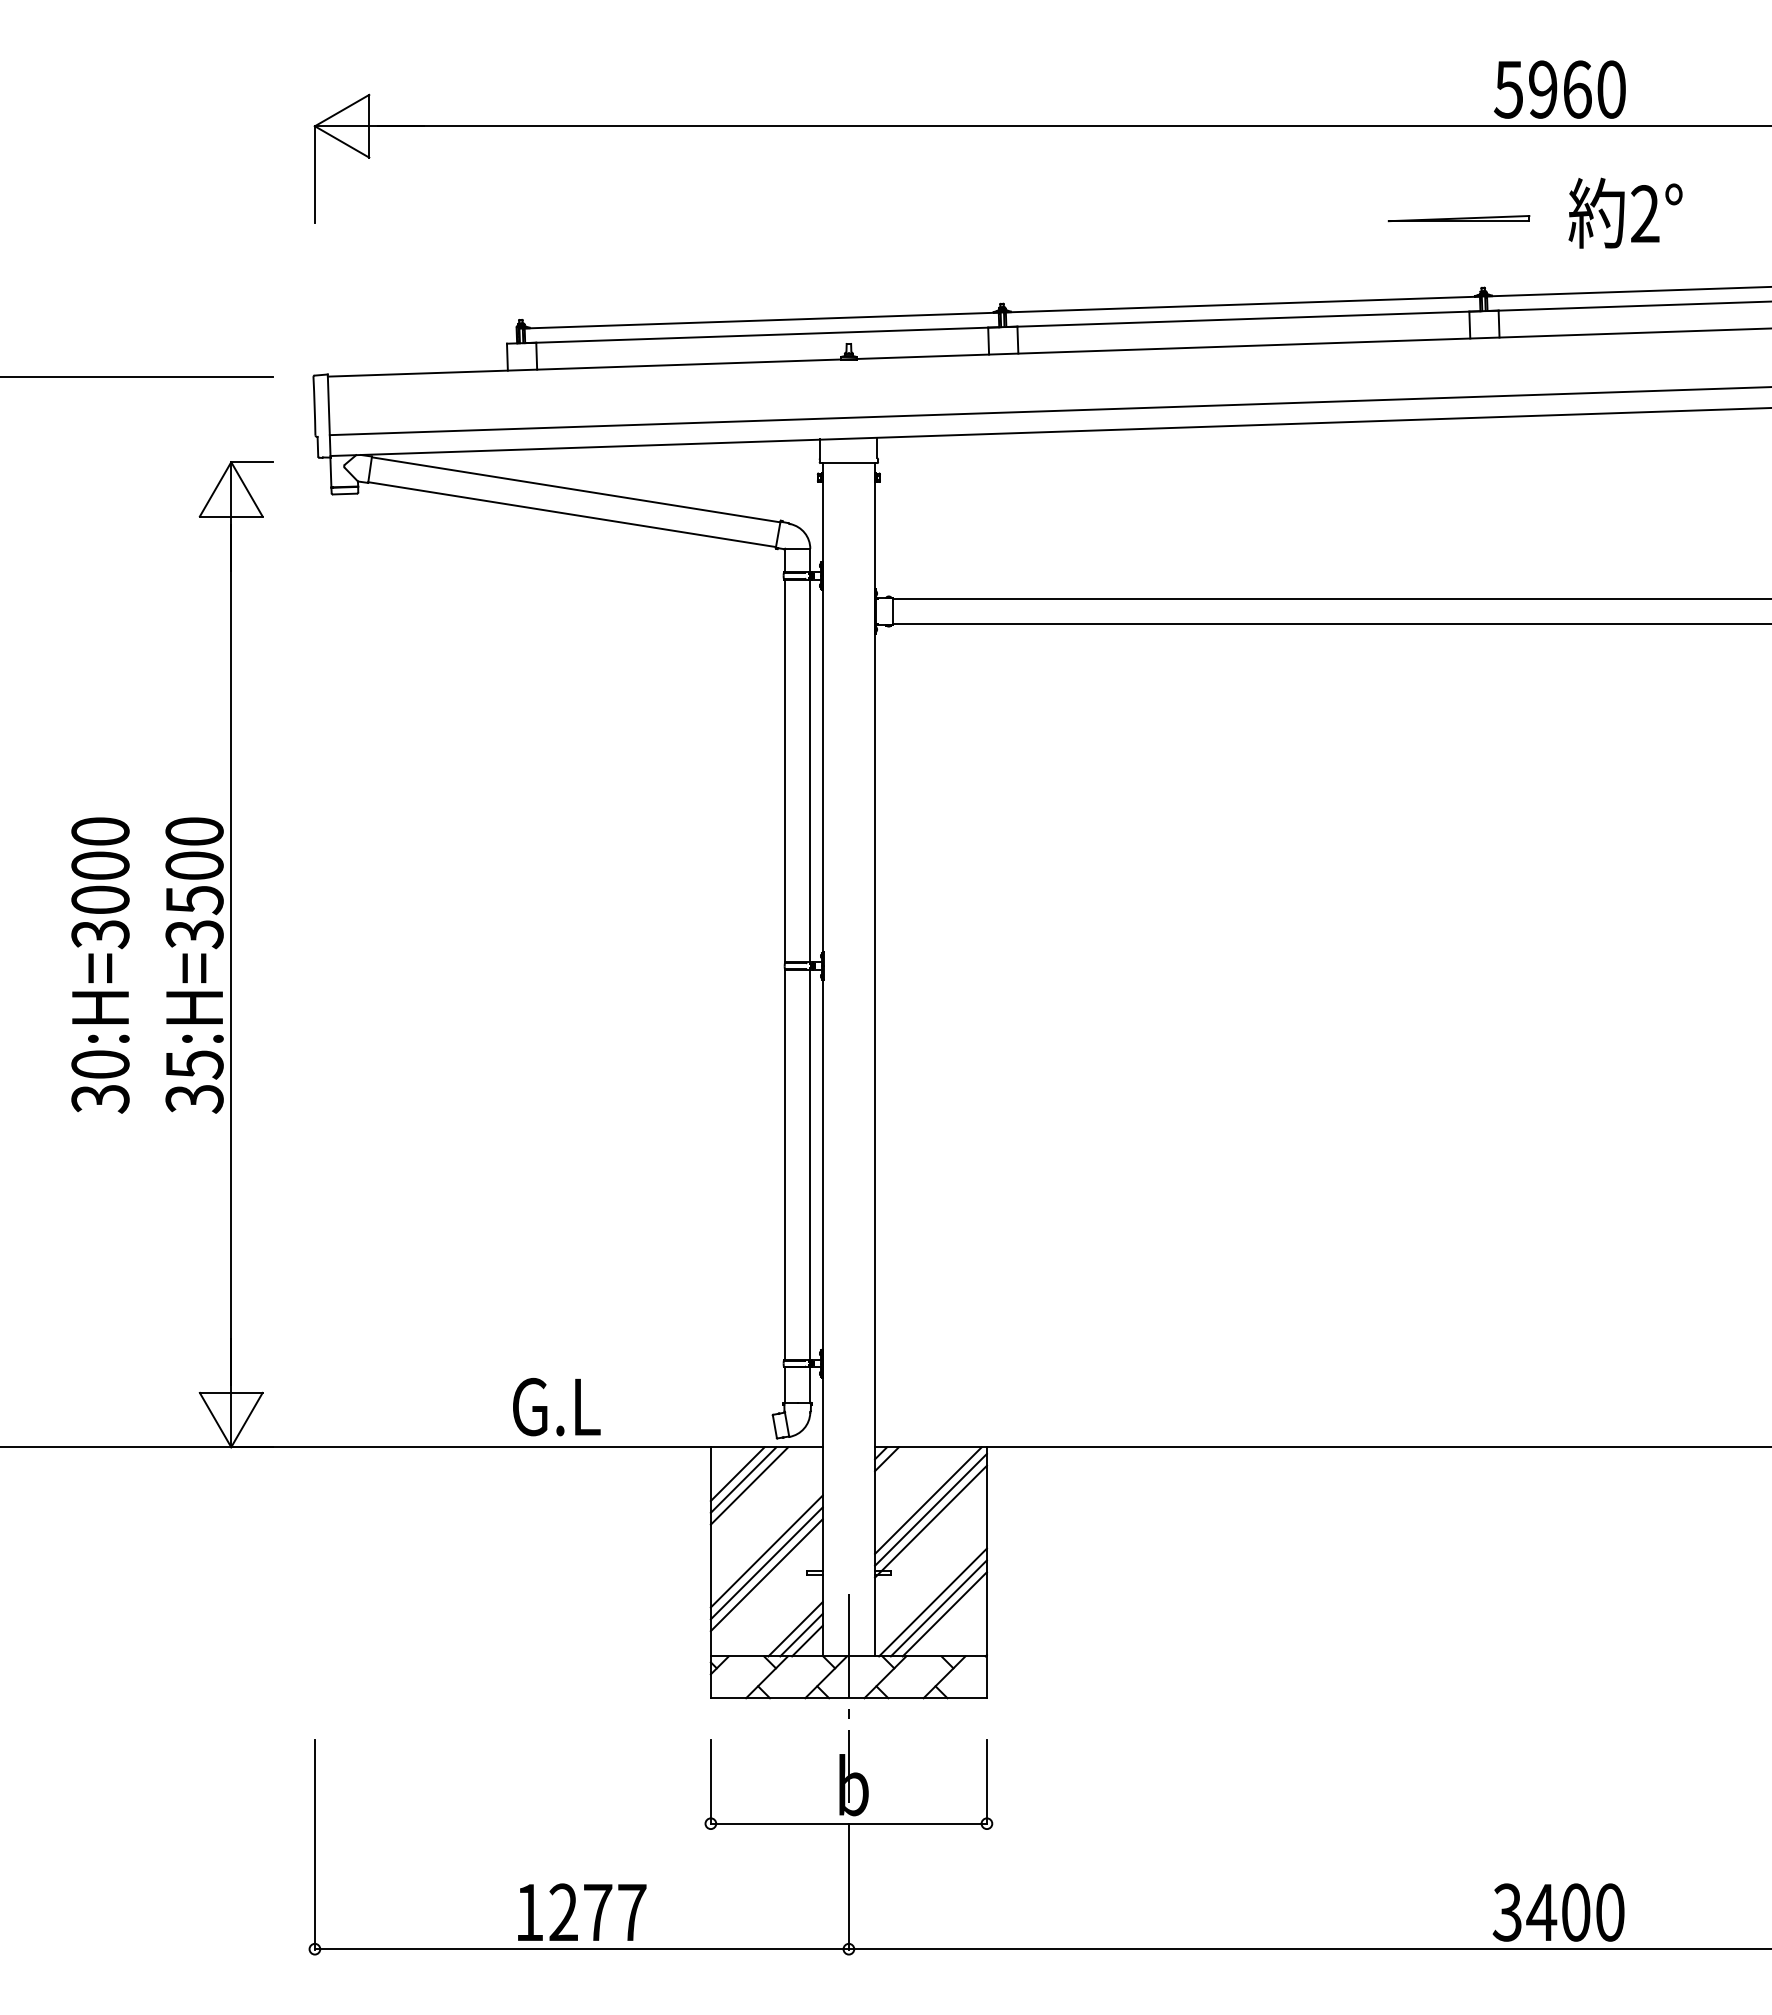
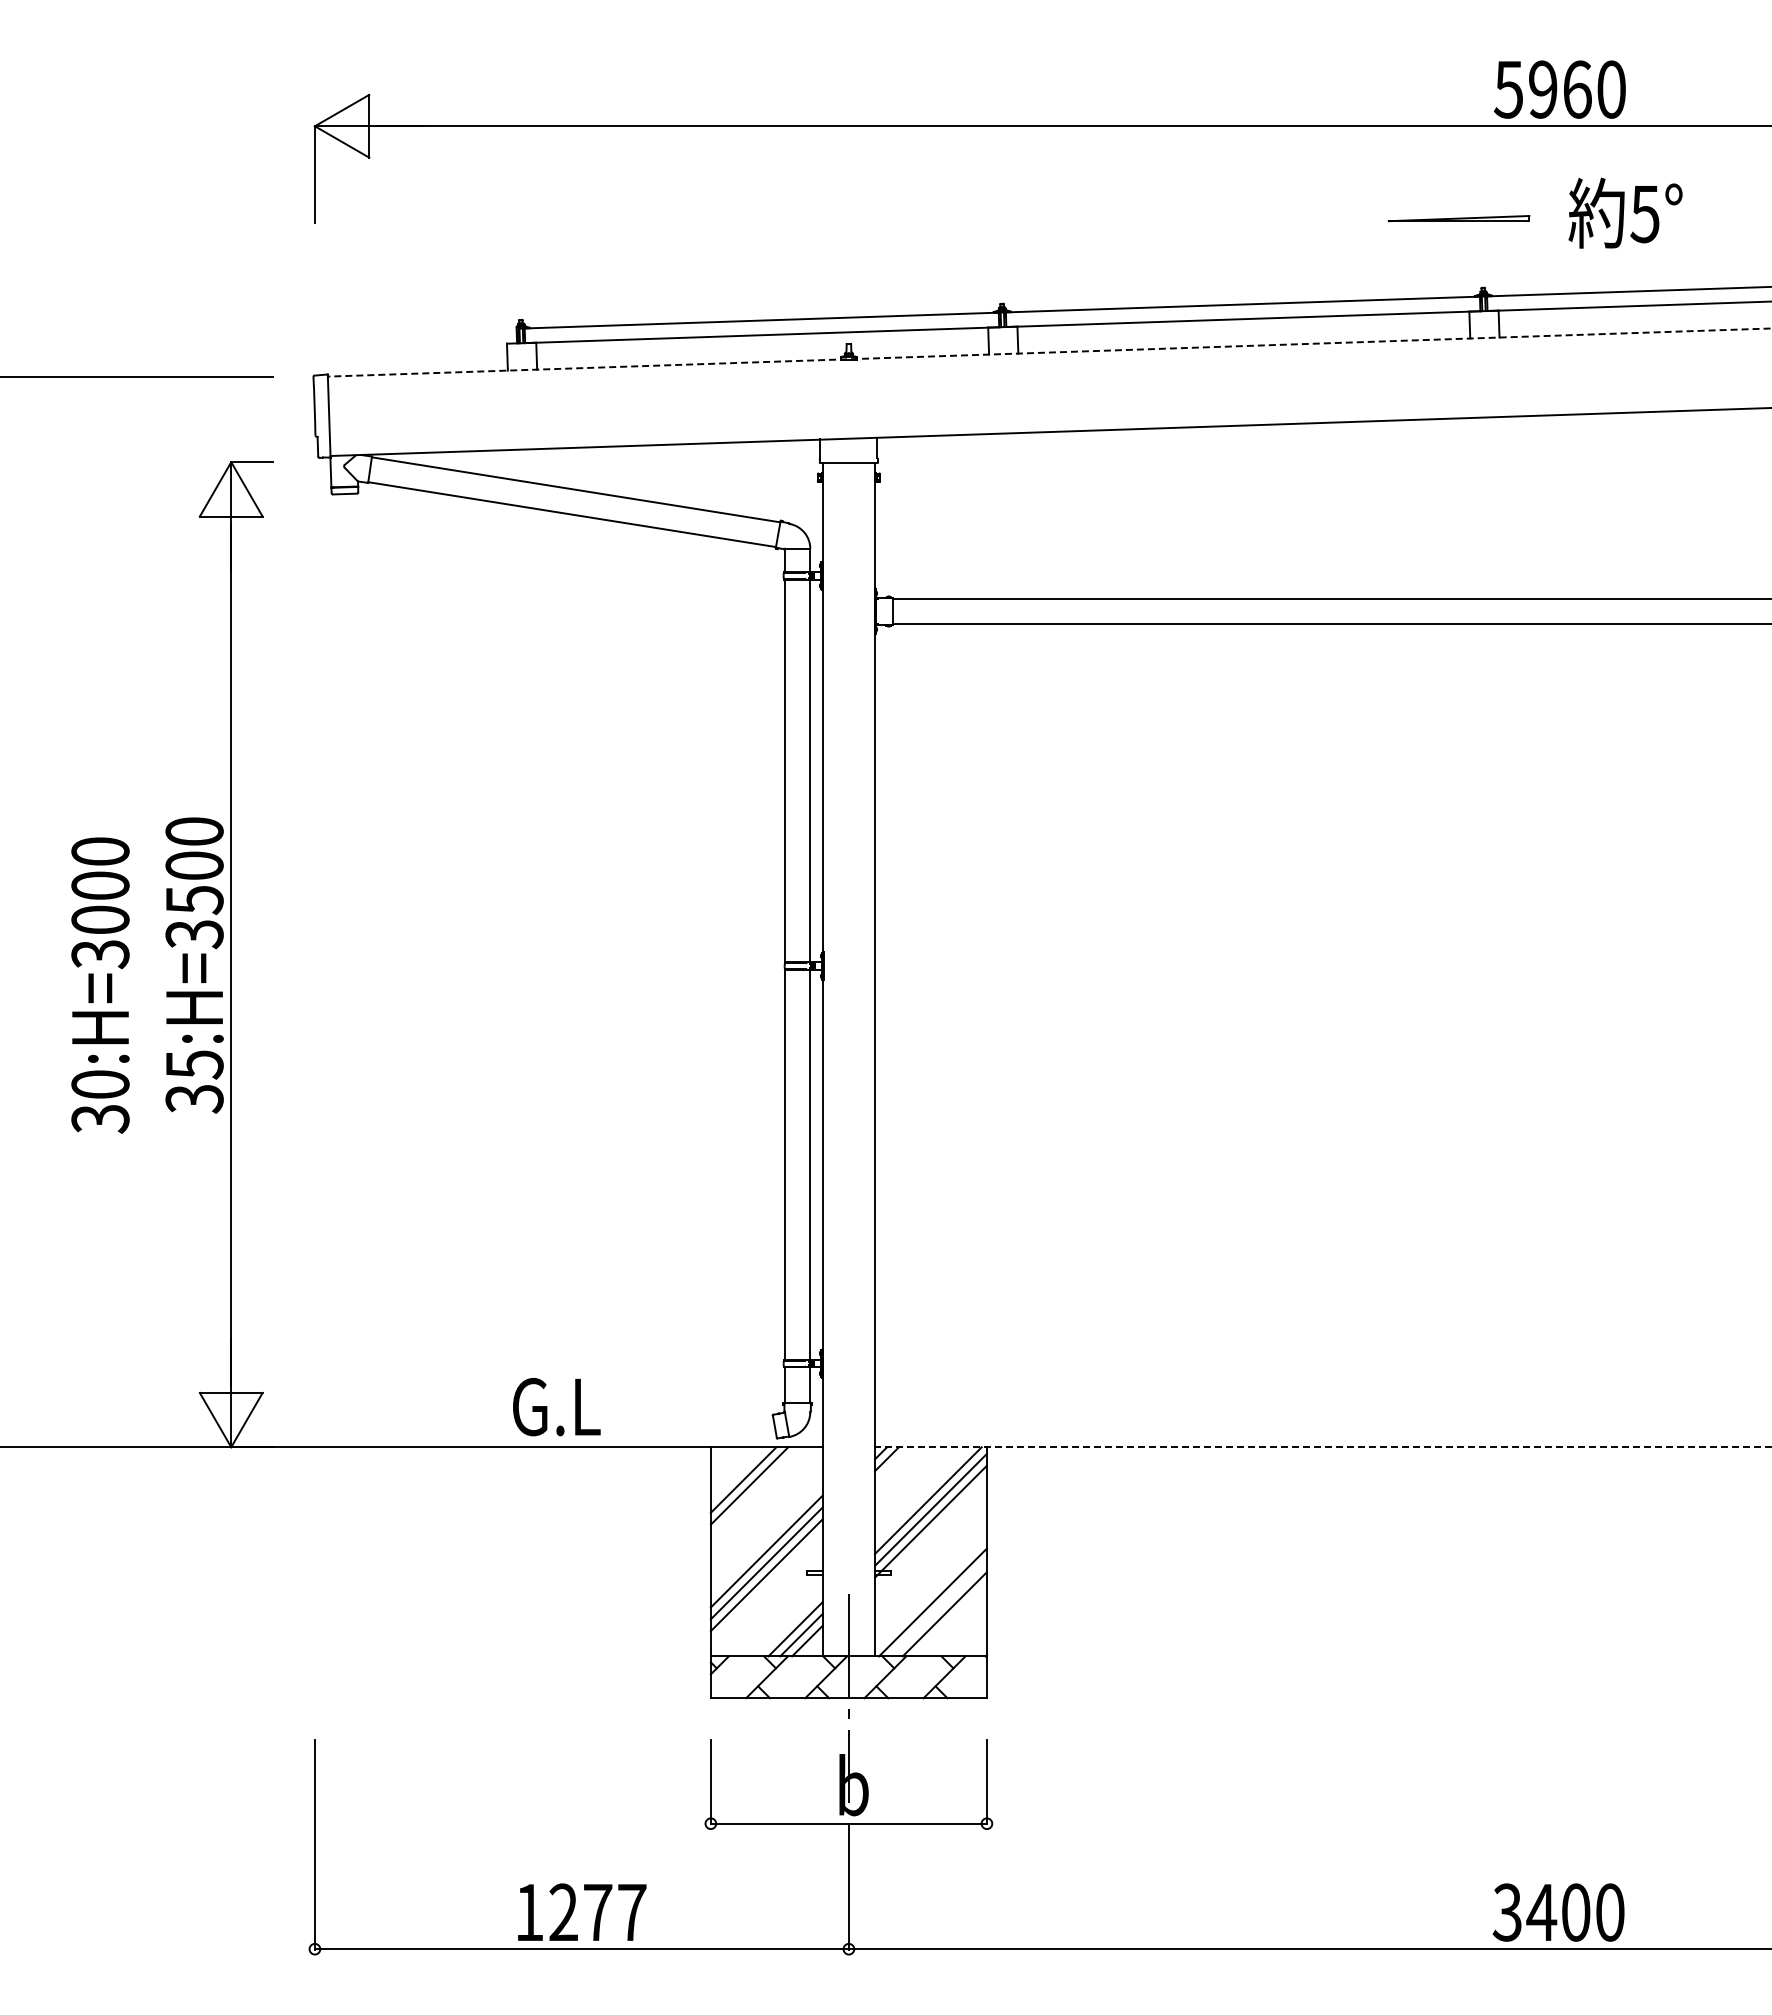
text: 2° -> 5° (1644, 214)
line: solid -> dashed (1049, 352)
line: present -> none (1048, 411)
text position: (100, 965) -> (100, 985) (100, 985)
line: solid -> dashed (1323, 1447)
line: present -> none (737, 1474)
line: present -> none (938, 1608)
